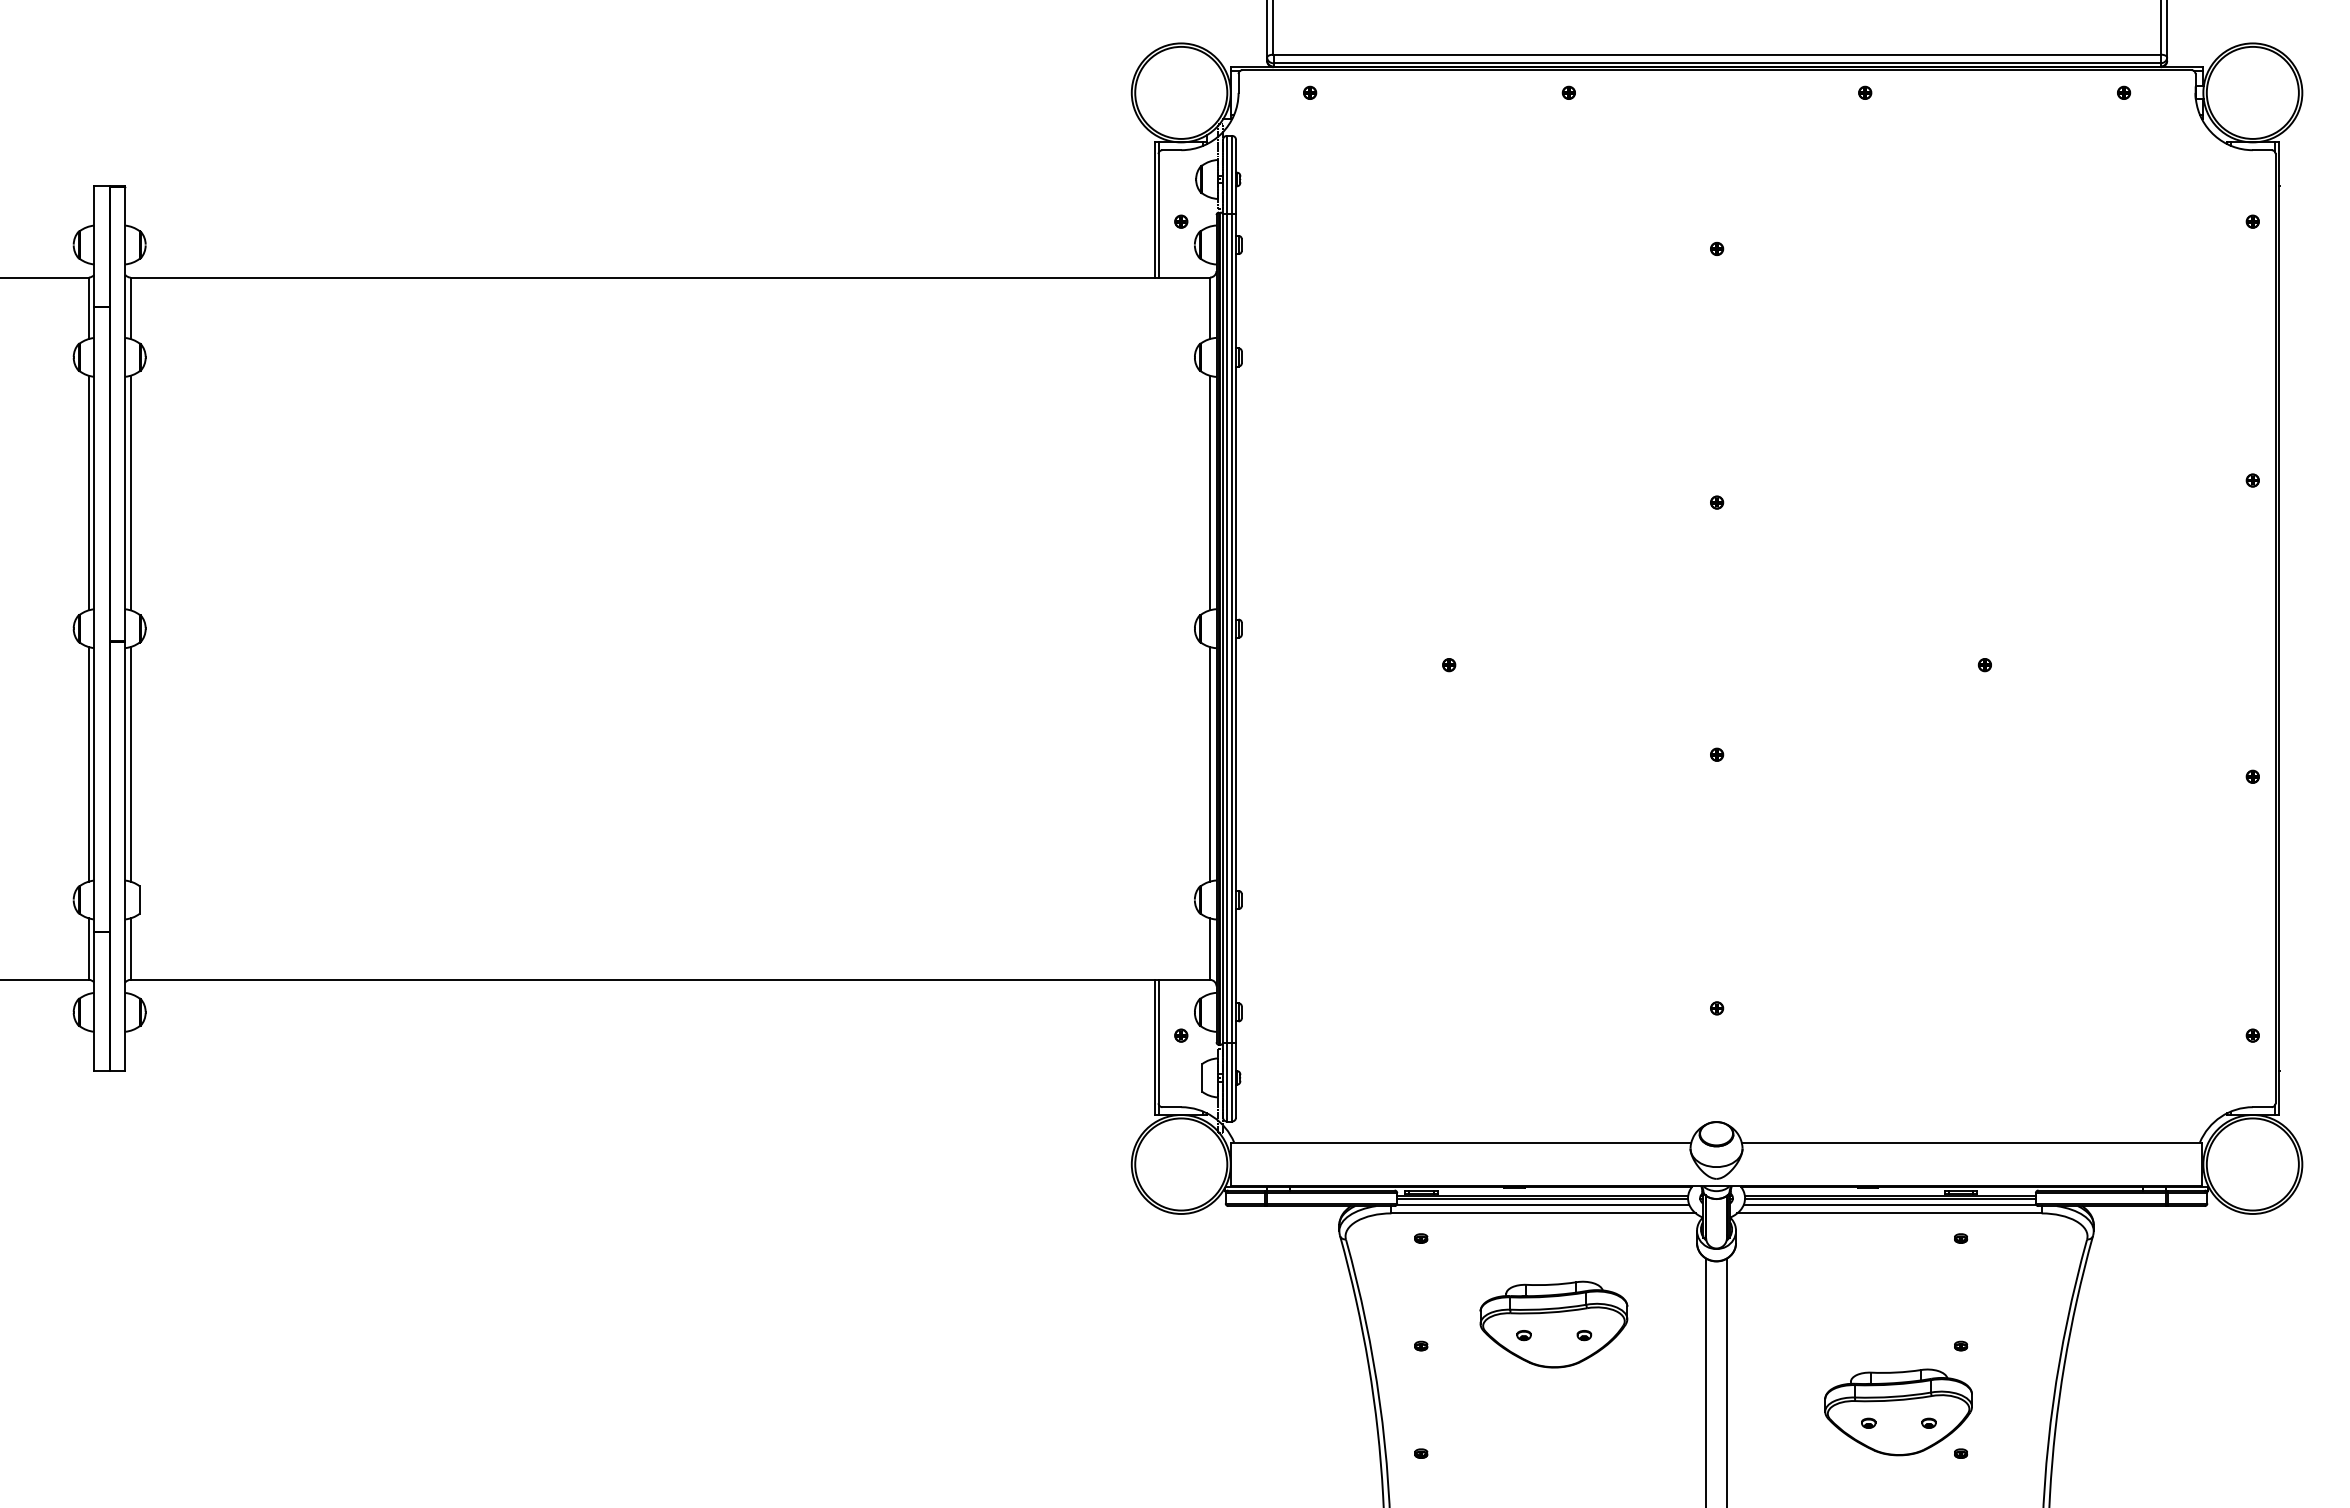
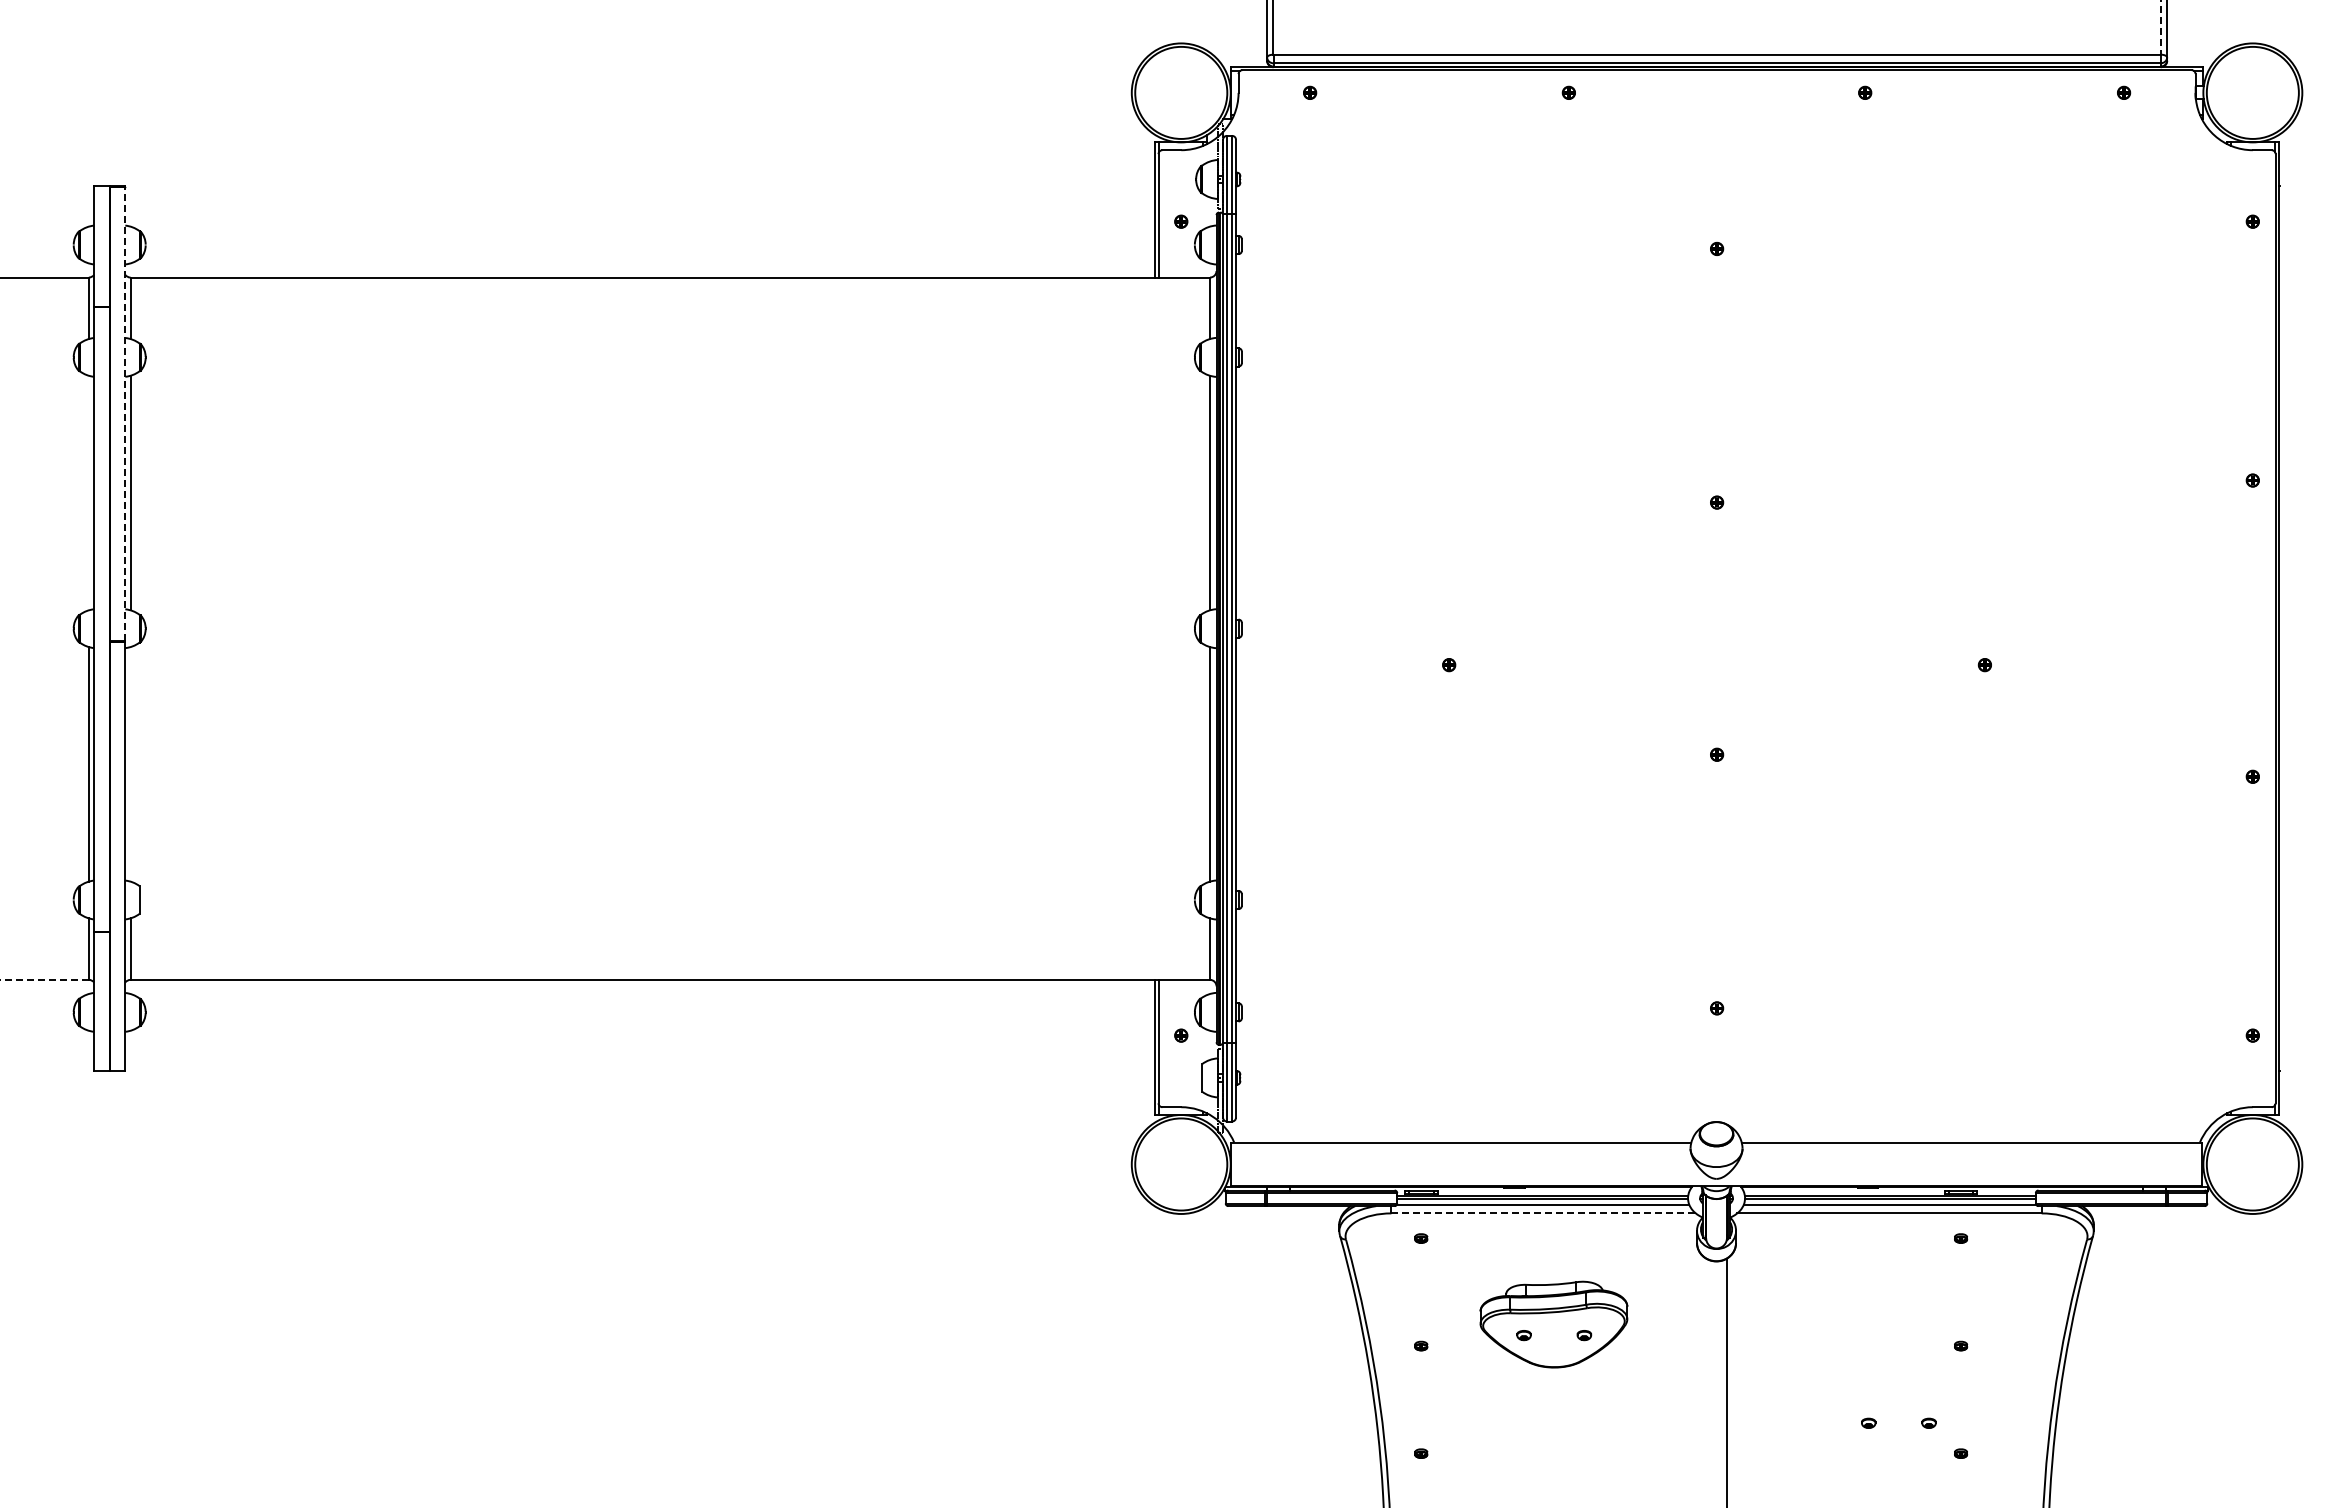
line: solid -> dashed (2160, 27)
line: solid -> dashed (125, 413)
line: present -> none (88, 492)
line: present -> none (130, 764)
line: solid -> dashed (44, 979)
line: solid -> dashed (1544, 1213)
line: present -> none (1706, 1381)
part: present -> none (1898, 1412)
